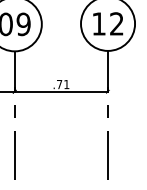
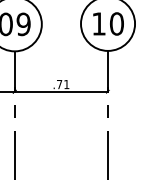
text: 12 -> 10 (116, 23)
